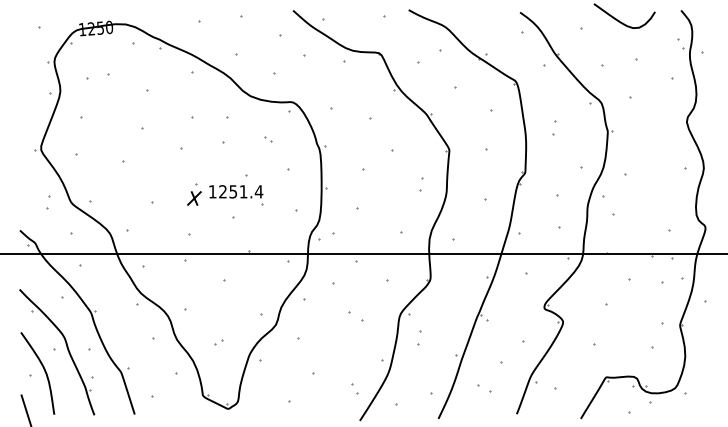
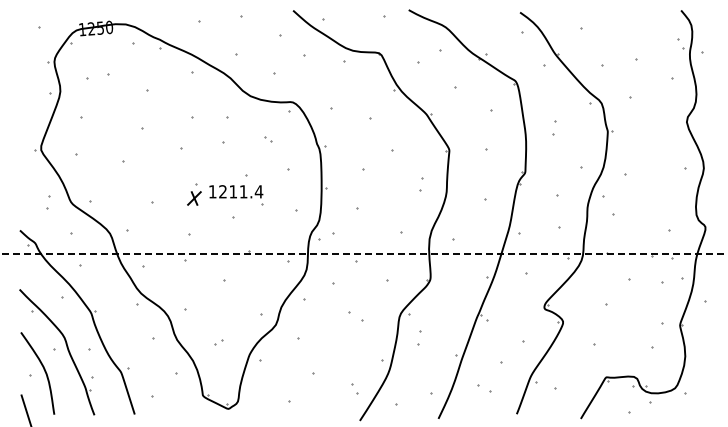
curve: present -> none (621, 21)
text: 1251.4 -> 1211.4 (233, 191)
line: solid -> dashed (363, 254)
